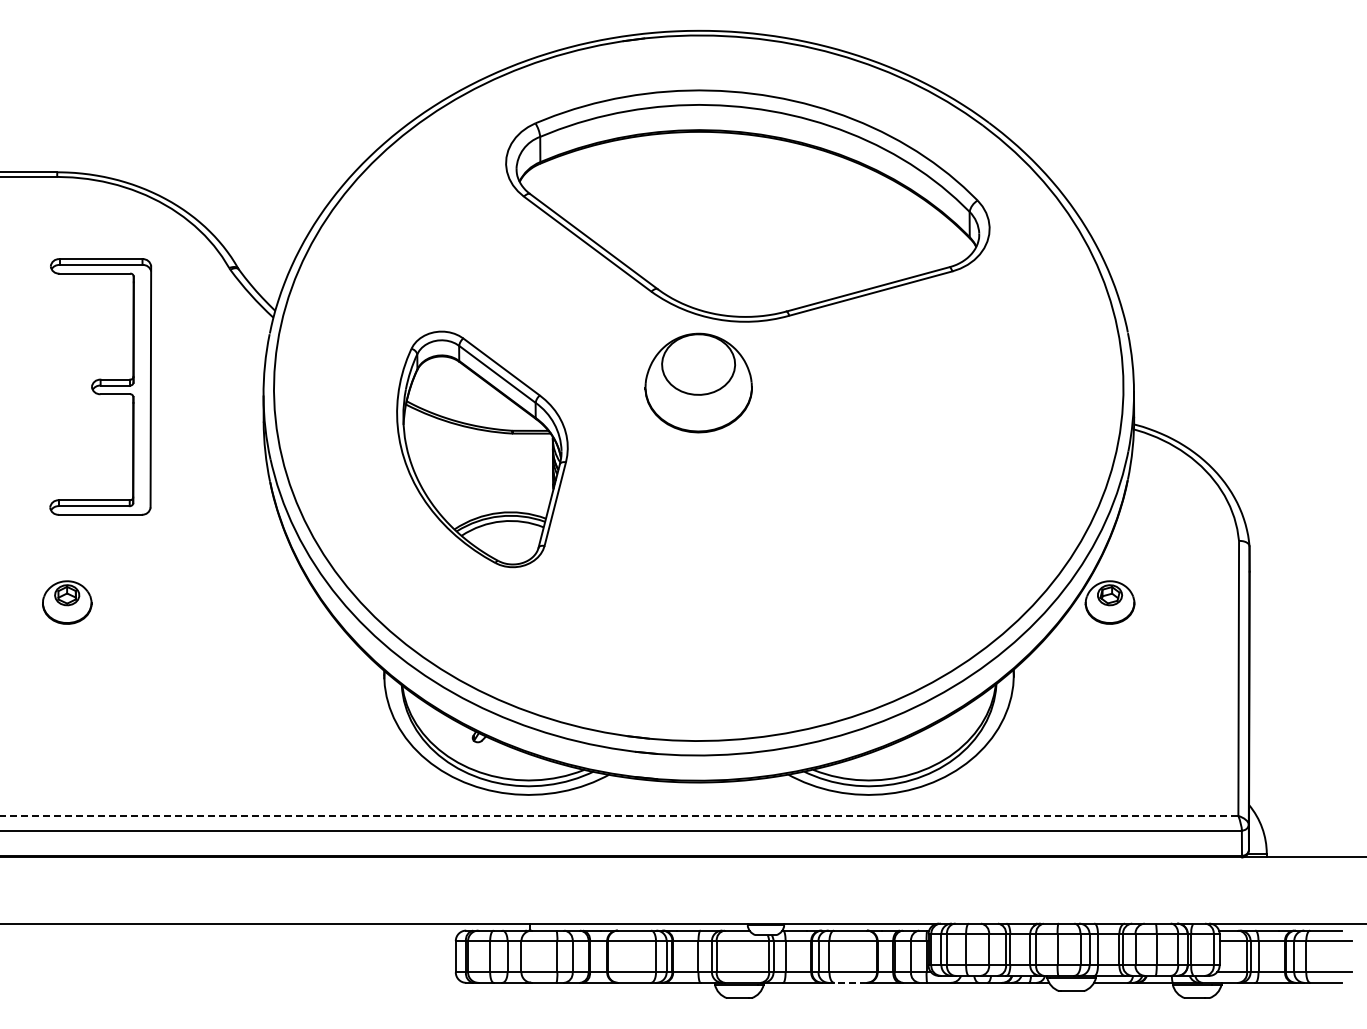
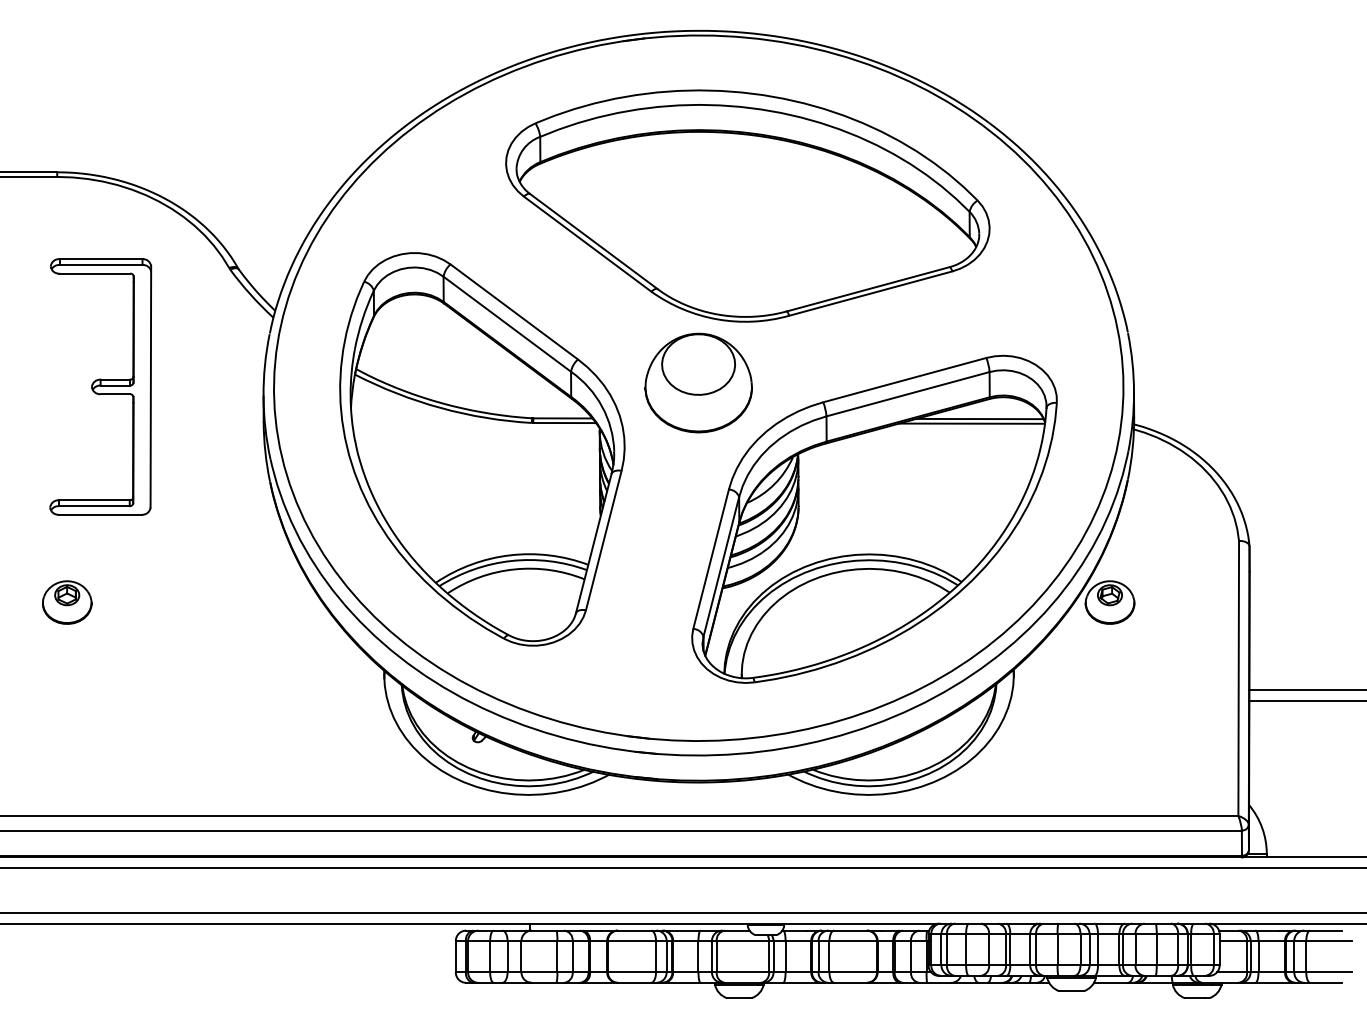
part size: 173x239 px -> 287x395 px (482, 449)
part: none -> present (874, 518)
line: none -> present (1306, 690)
line: none -> present (1306, 700)
line: dashed -> solid (619, 816)
line: none -> present (682, 867)
line: none -> present (682, 913)
line: dashed -> solid (850, 982)
